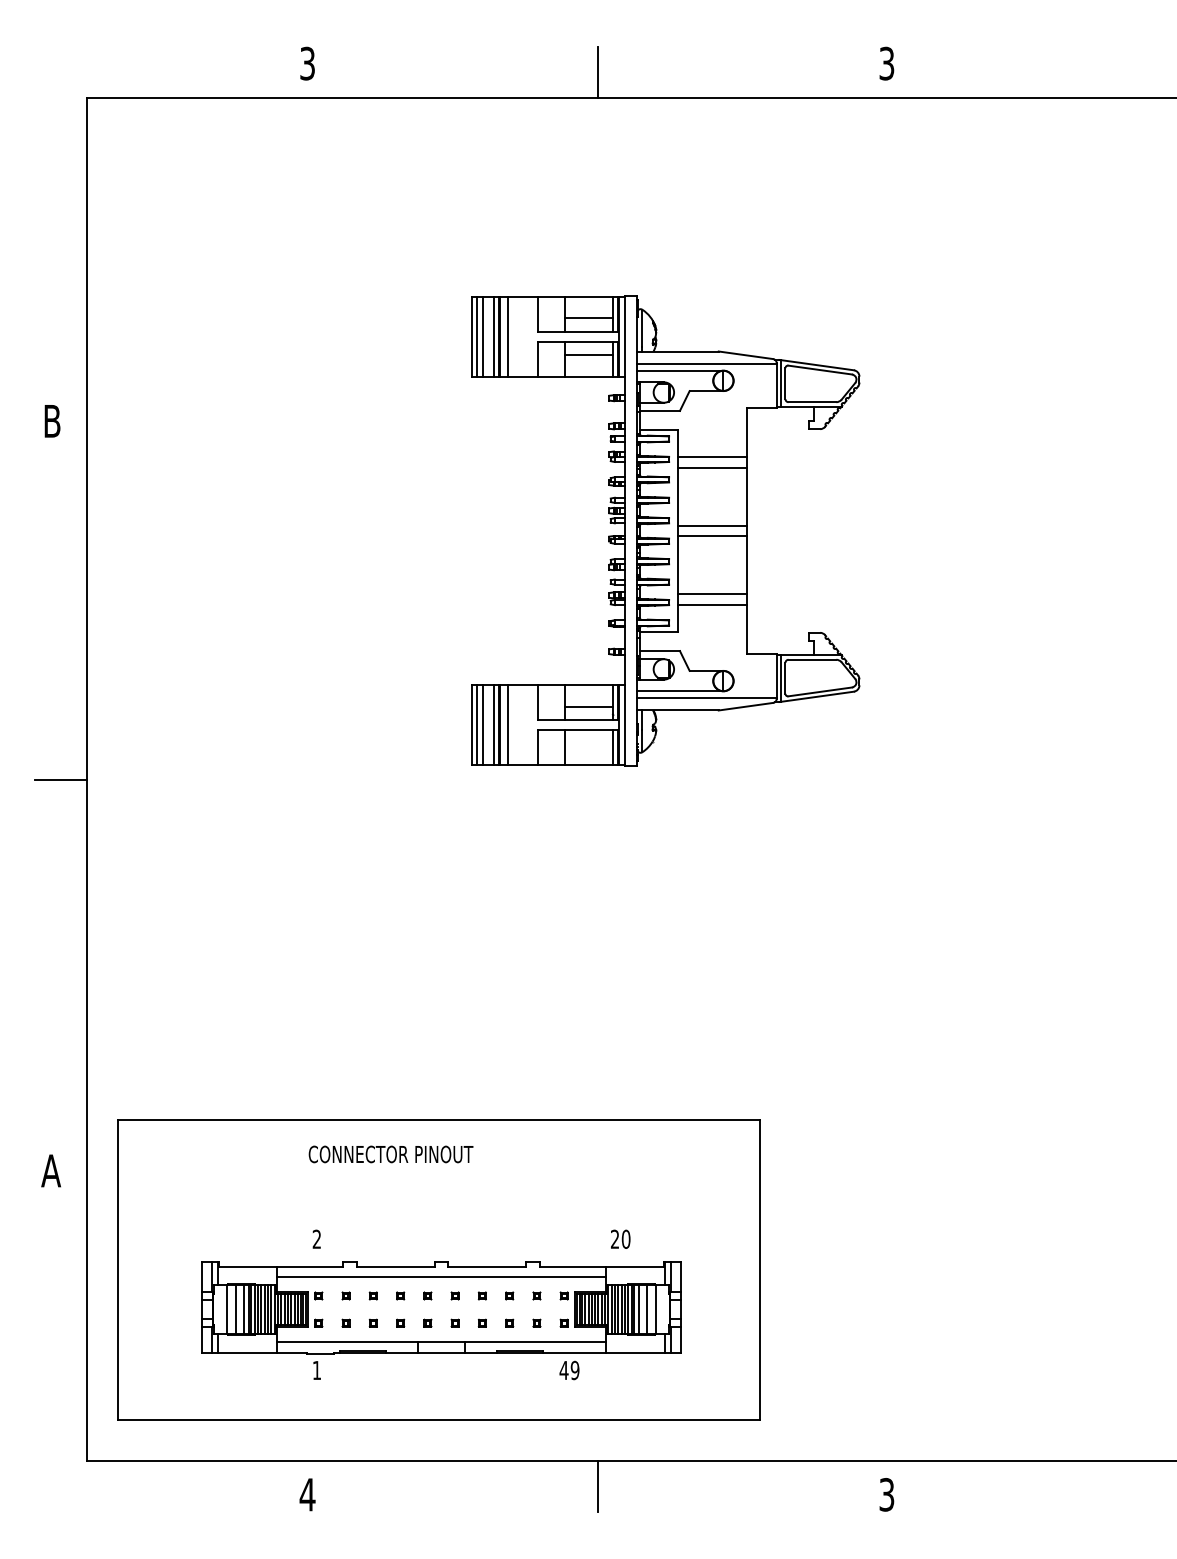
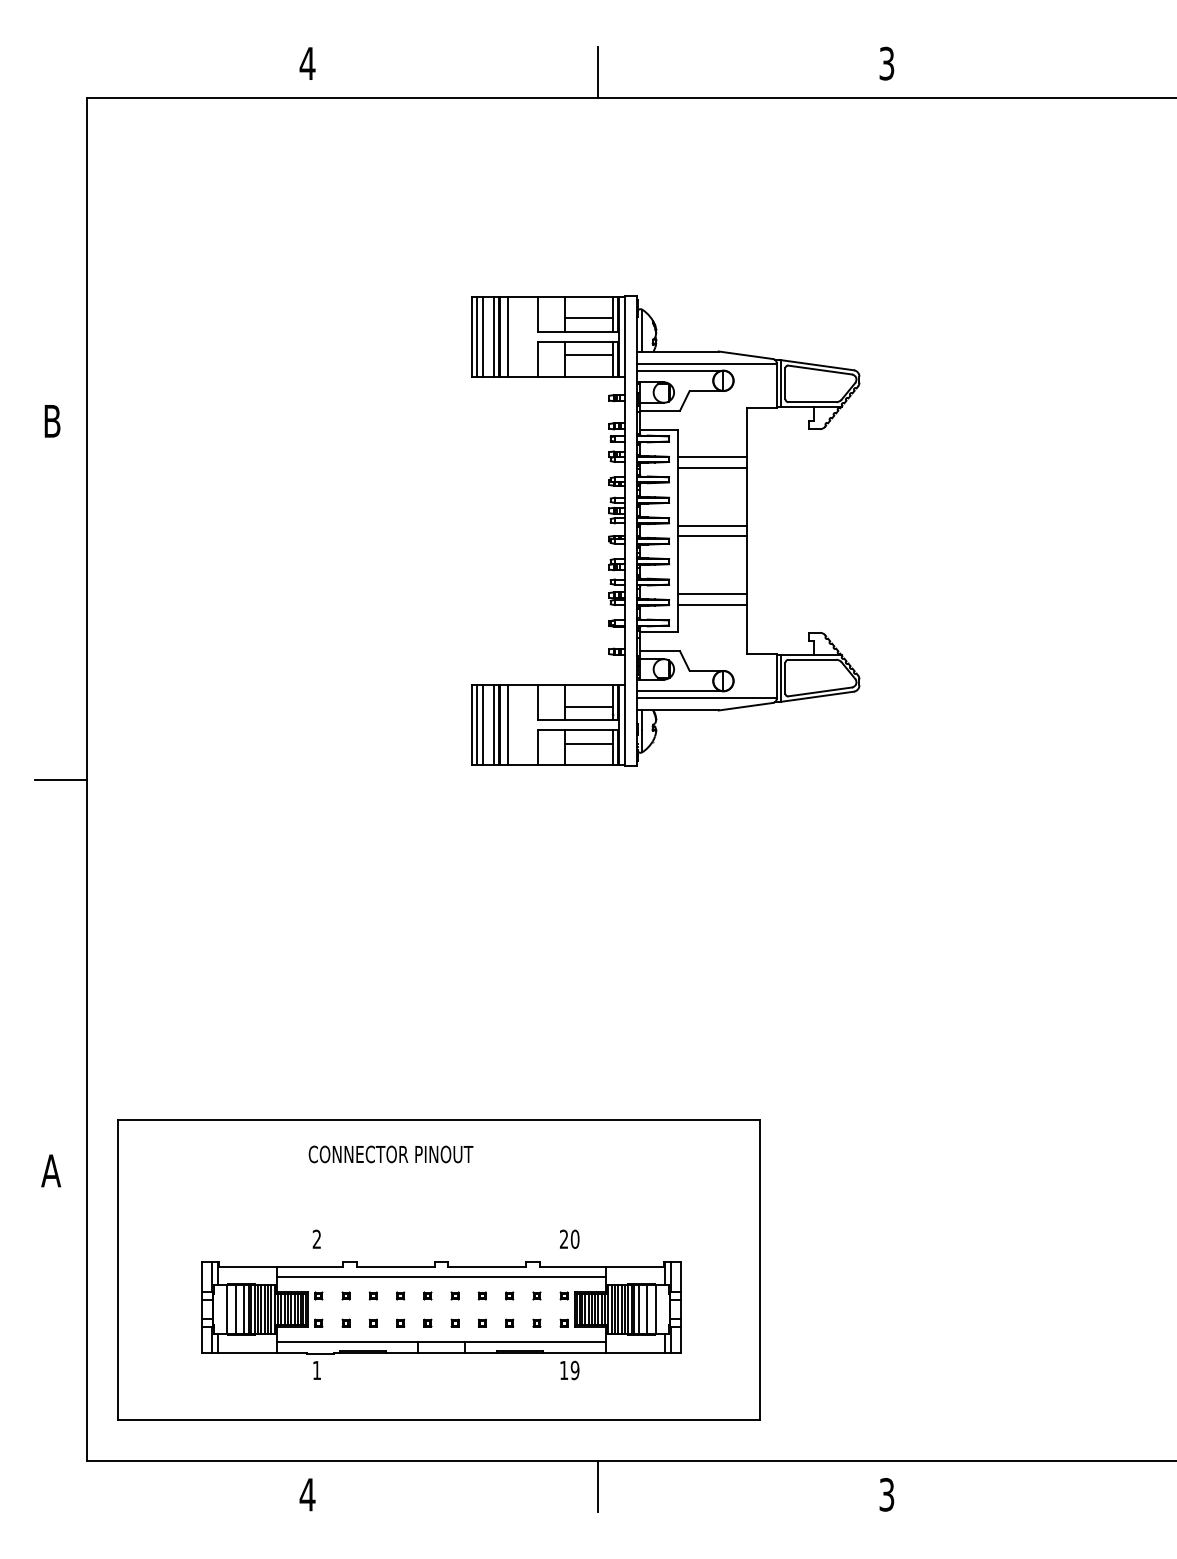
text: 3 -> 4 (307, 63)
line: none -> present (589, 743)
text position: (620, 1238) -> (569, 1238) (569, 1238)
text: 49 -> 19 (563, 1370)
